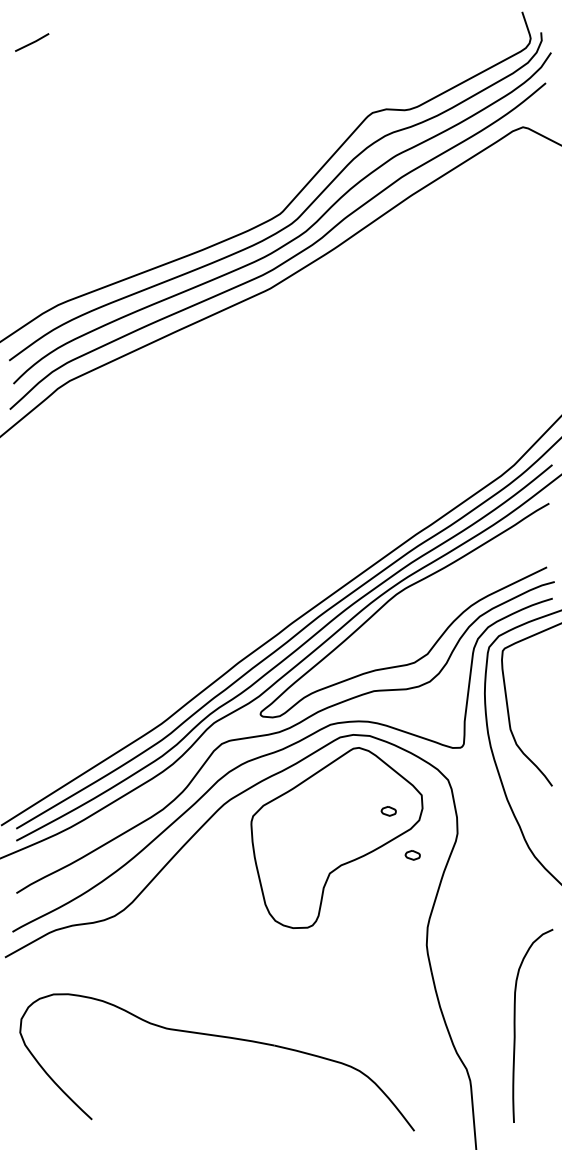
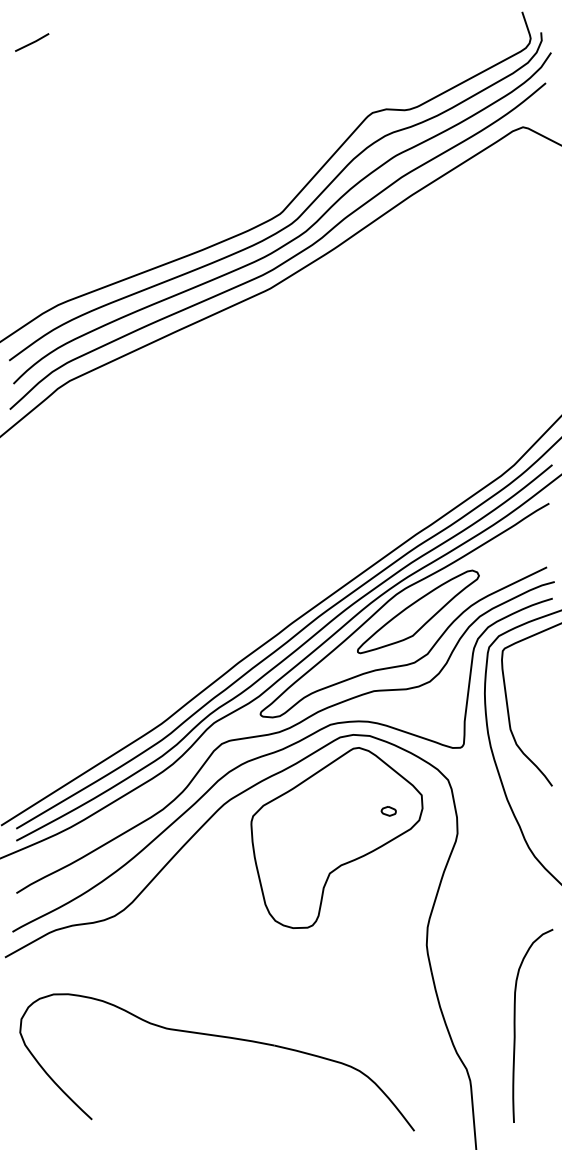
part: none -> present (418, 611)
part: present -> none (412, 855)
